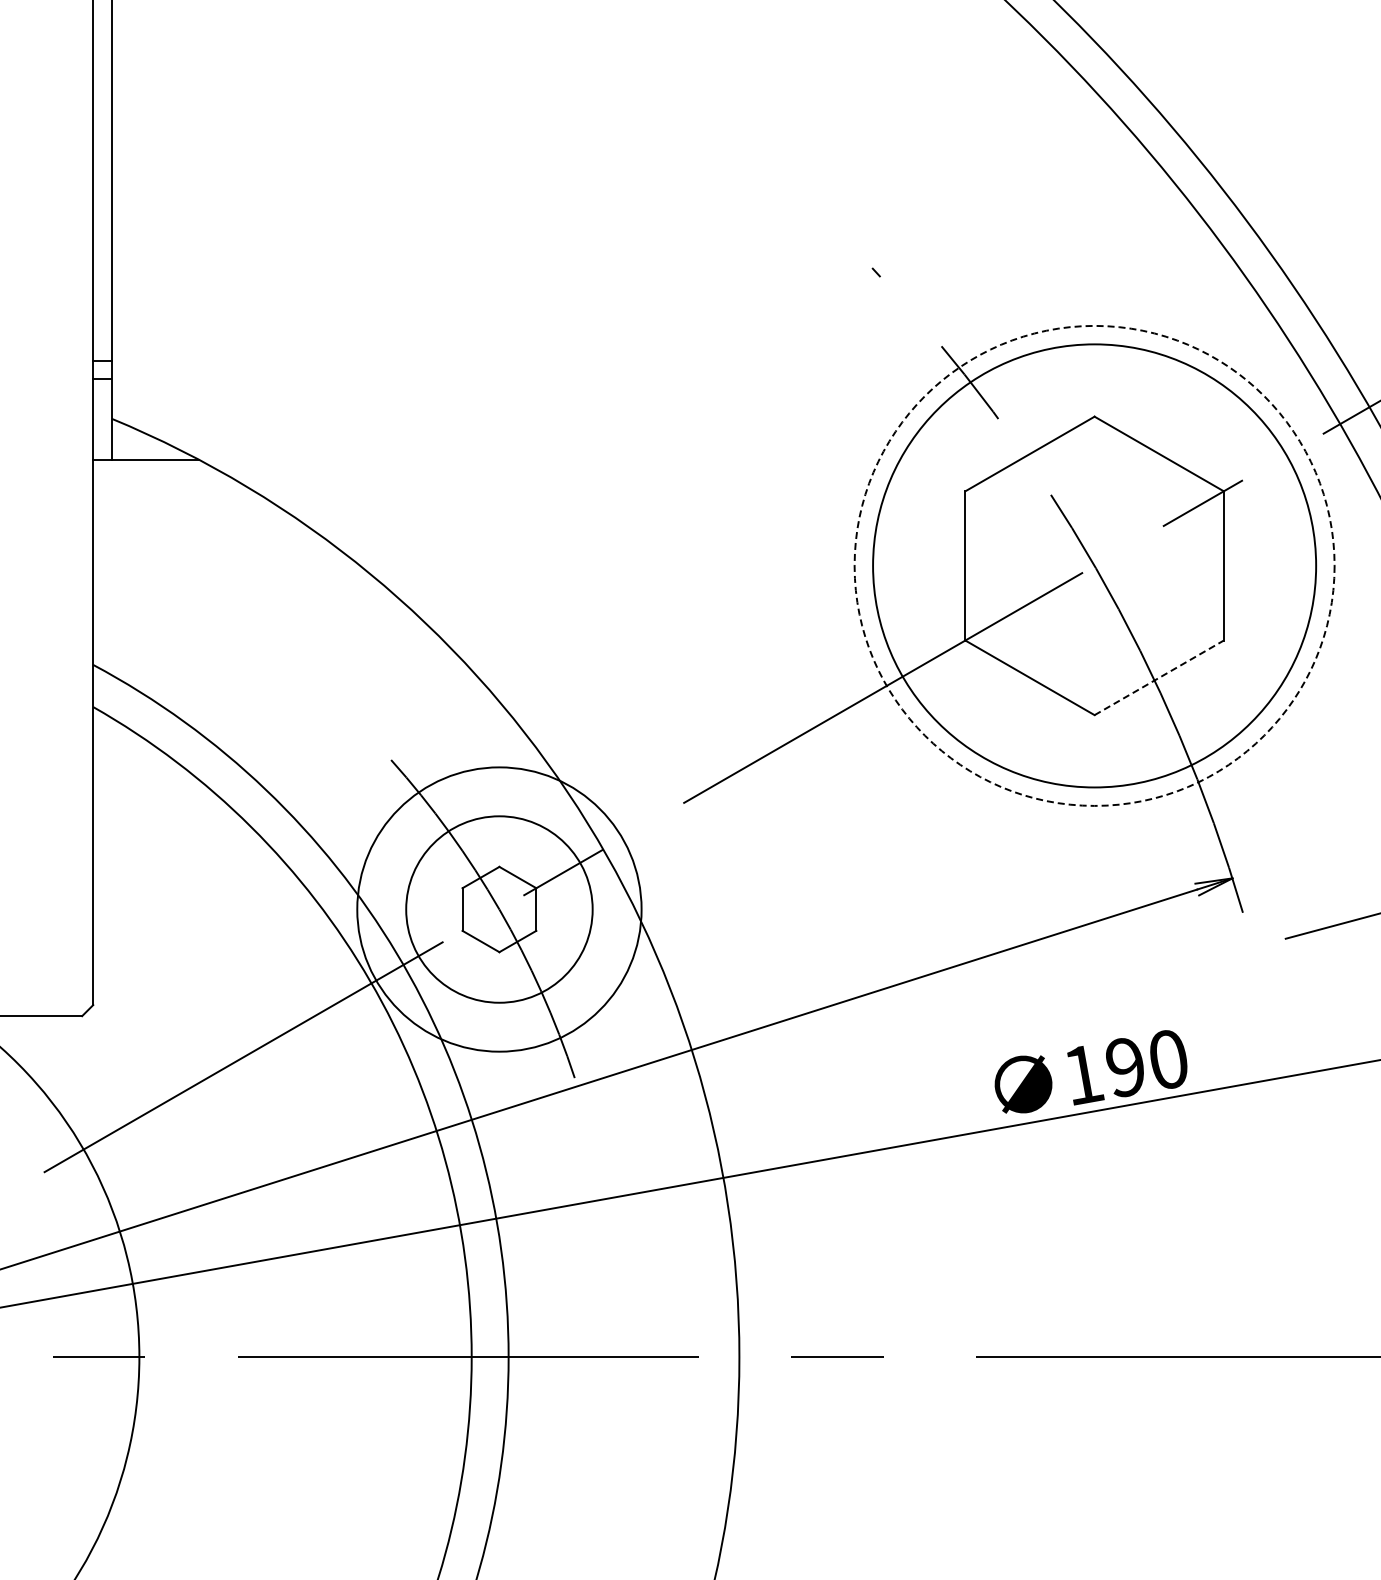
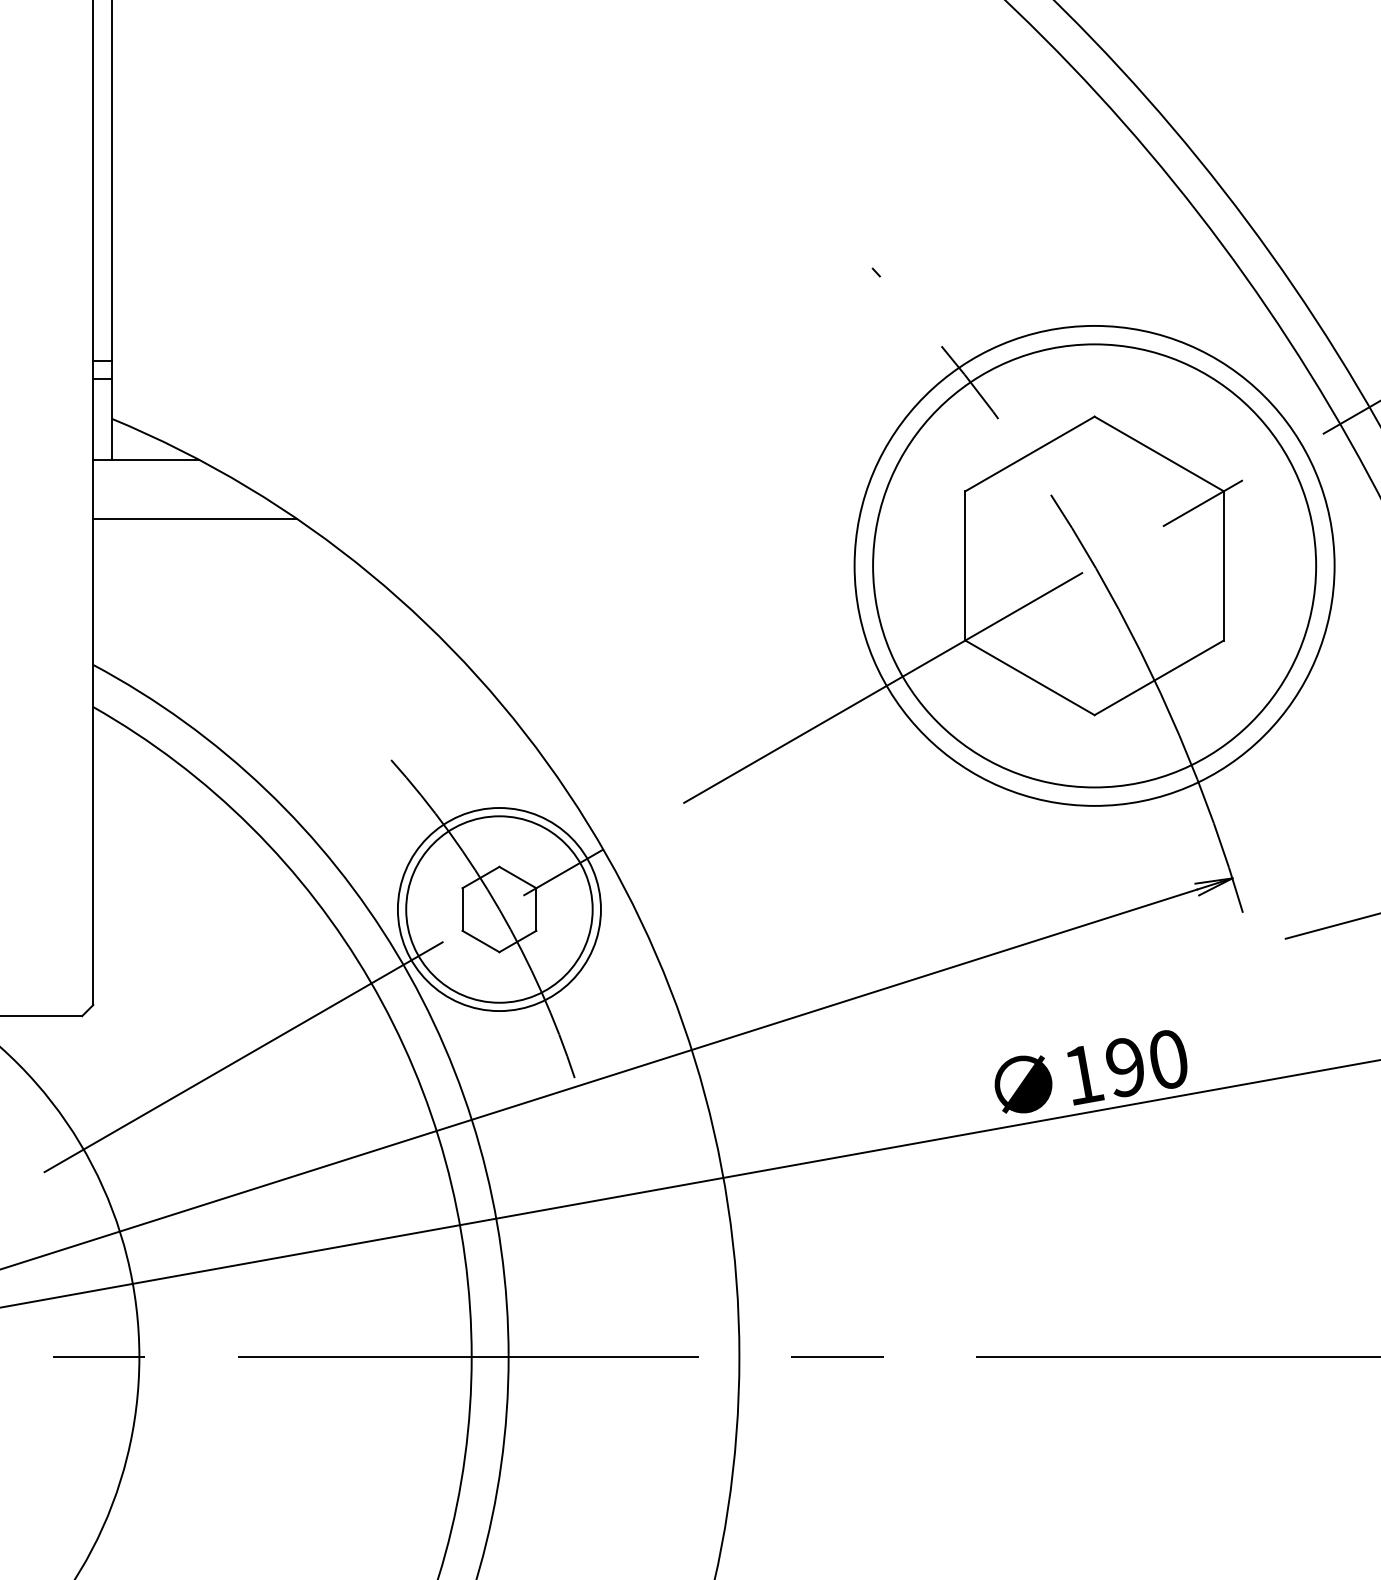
line: none -> present (194, 518)
circle: dashed -> solid (1094, 565)
line: dashed -> solid (1159, 677)
circle diameter: 284 px -> 203 px (498, 909)
